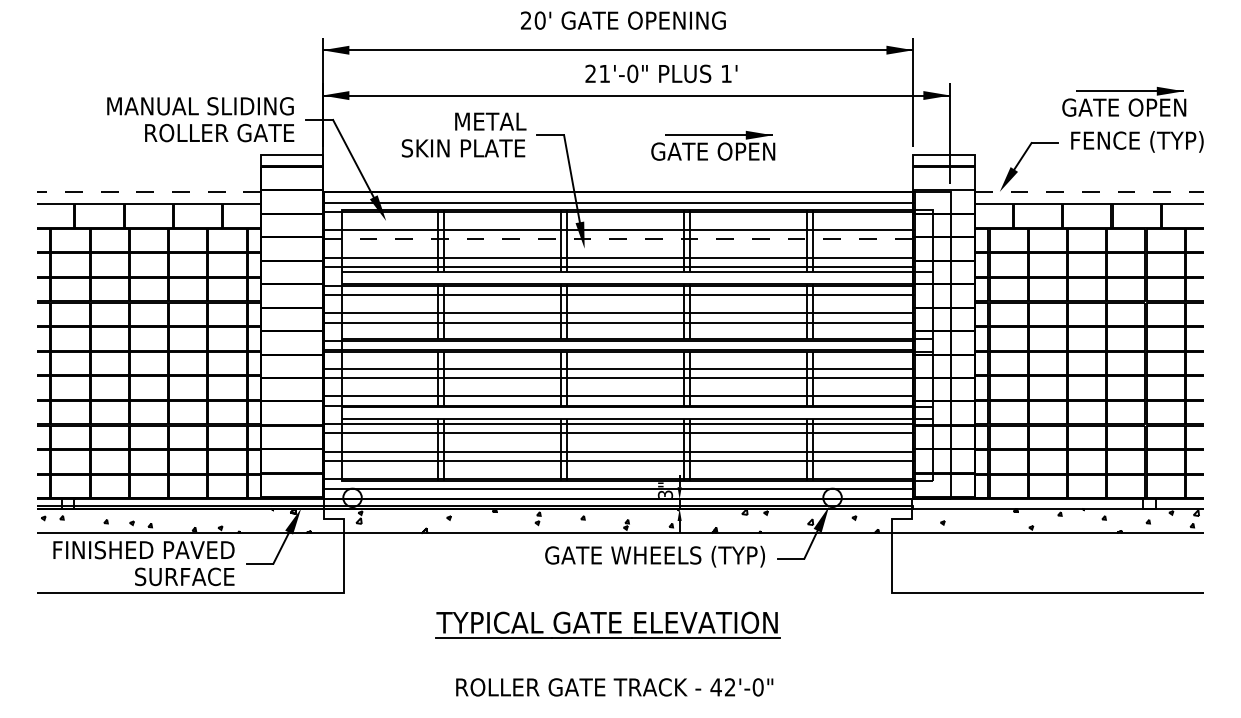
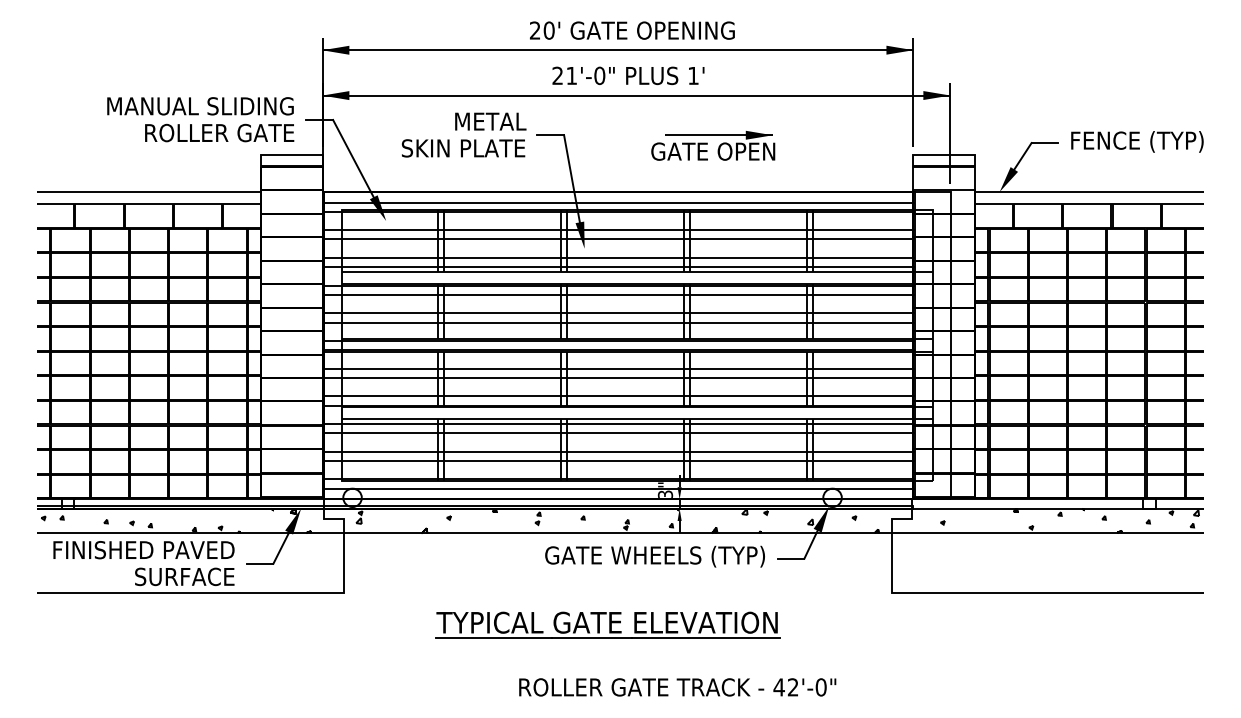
text position: (623, 20) -> (632, 30) (632, 30)
text position: (661, 73) -> (628, 75) (628, 75)
part: present -> none (1124, 101)
line: dashed -> solid (148, 191)
line: dashed -> solid (1089, 191)
line: dashed -> solid (619, 239)
text position: (614, 687) -> (677, 687) (677, 687)
